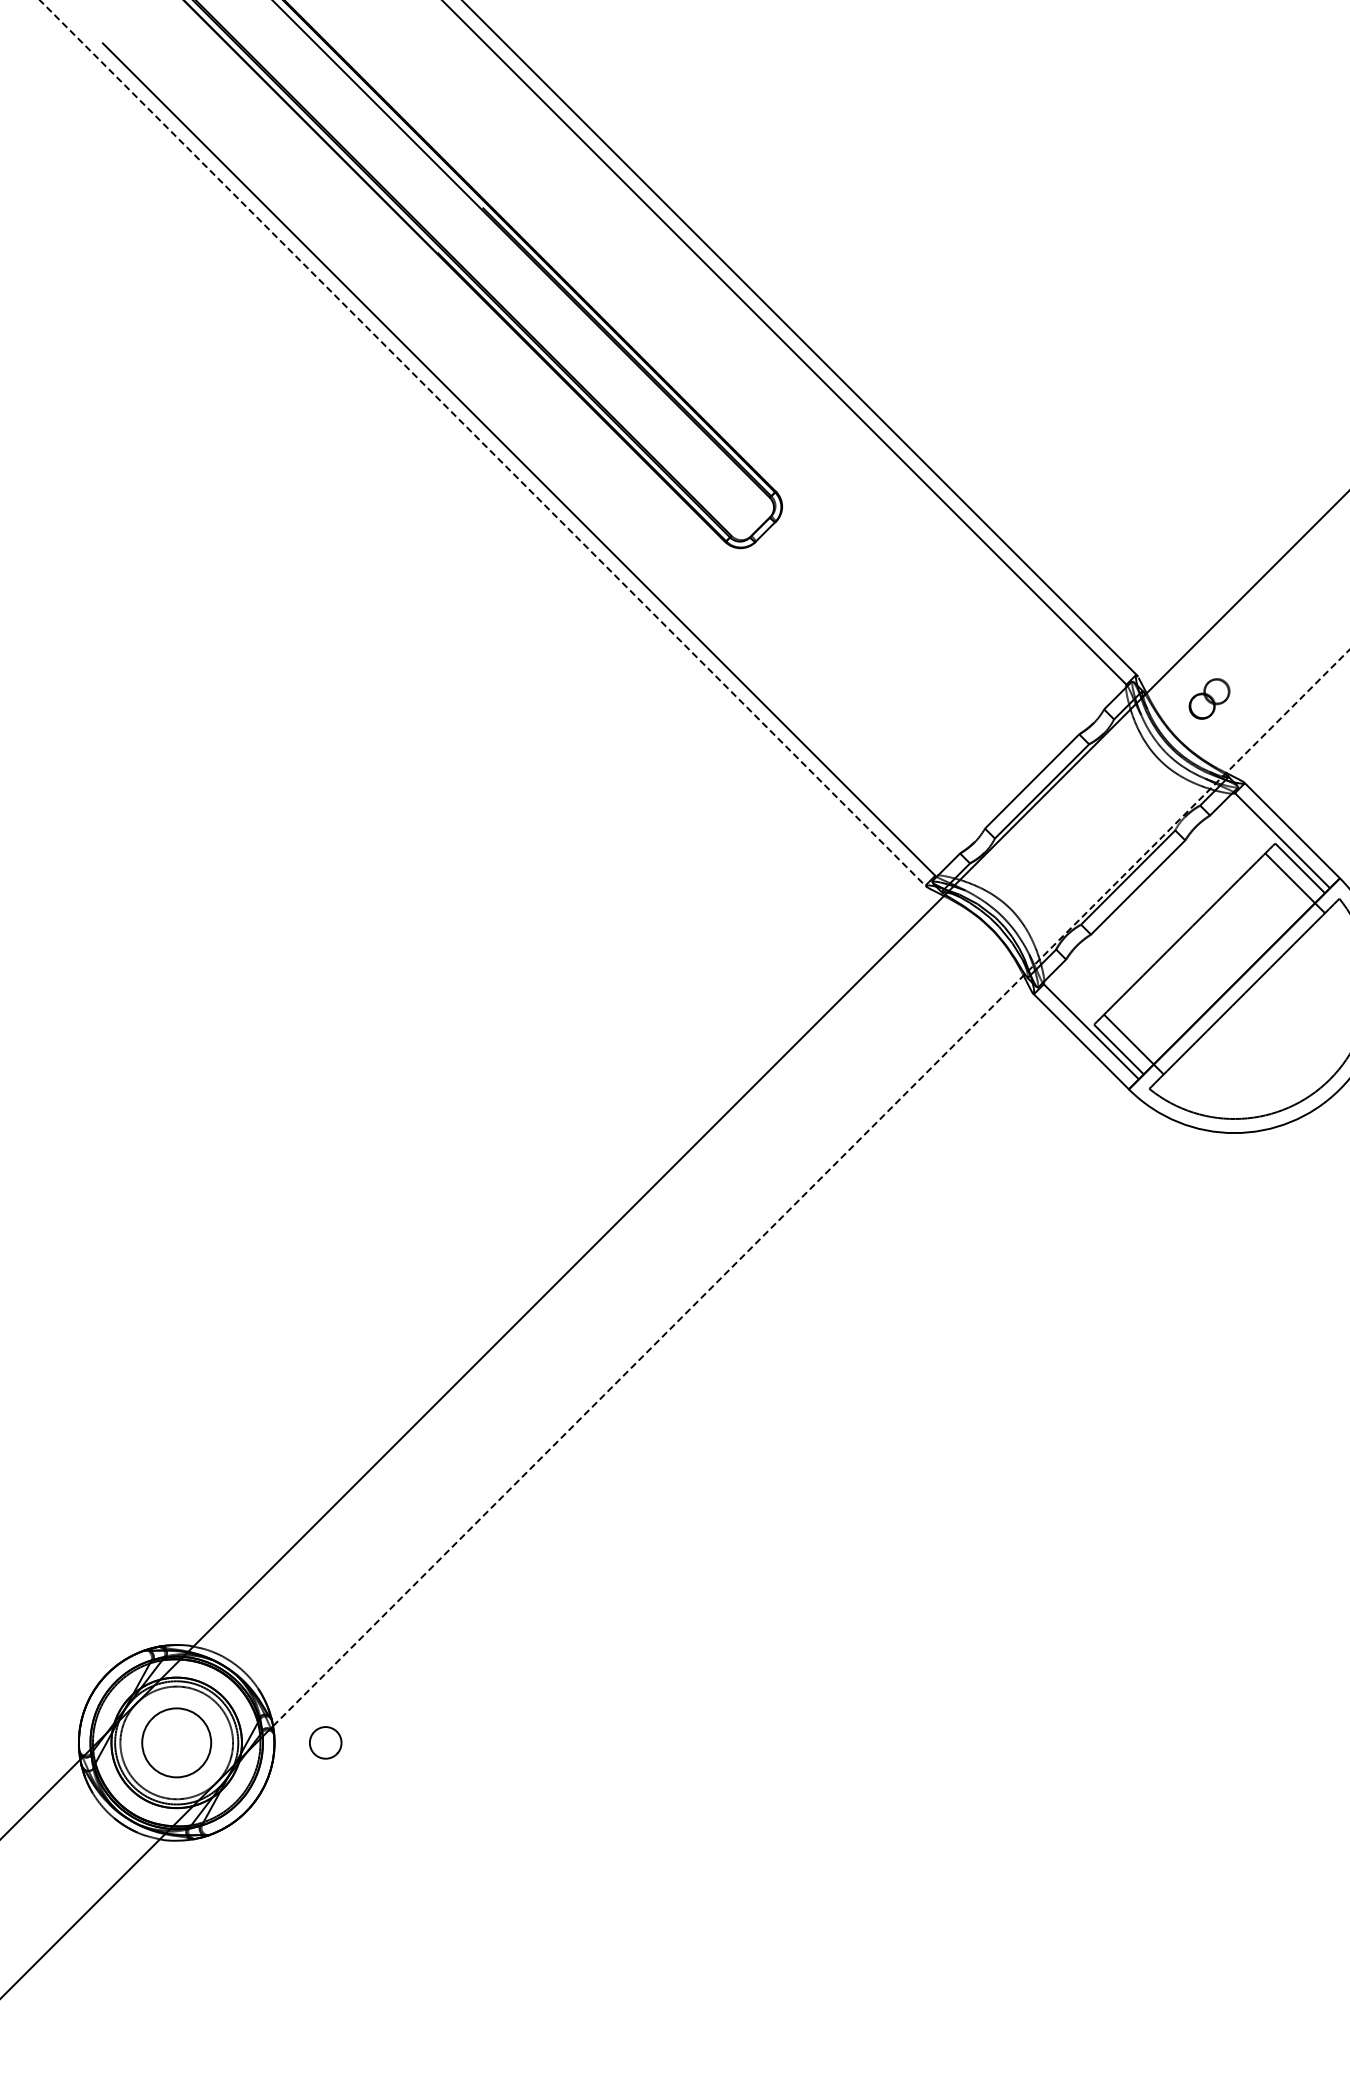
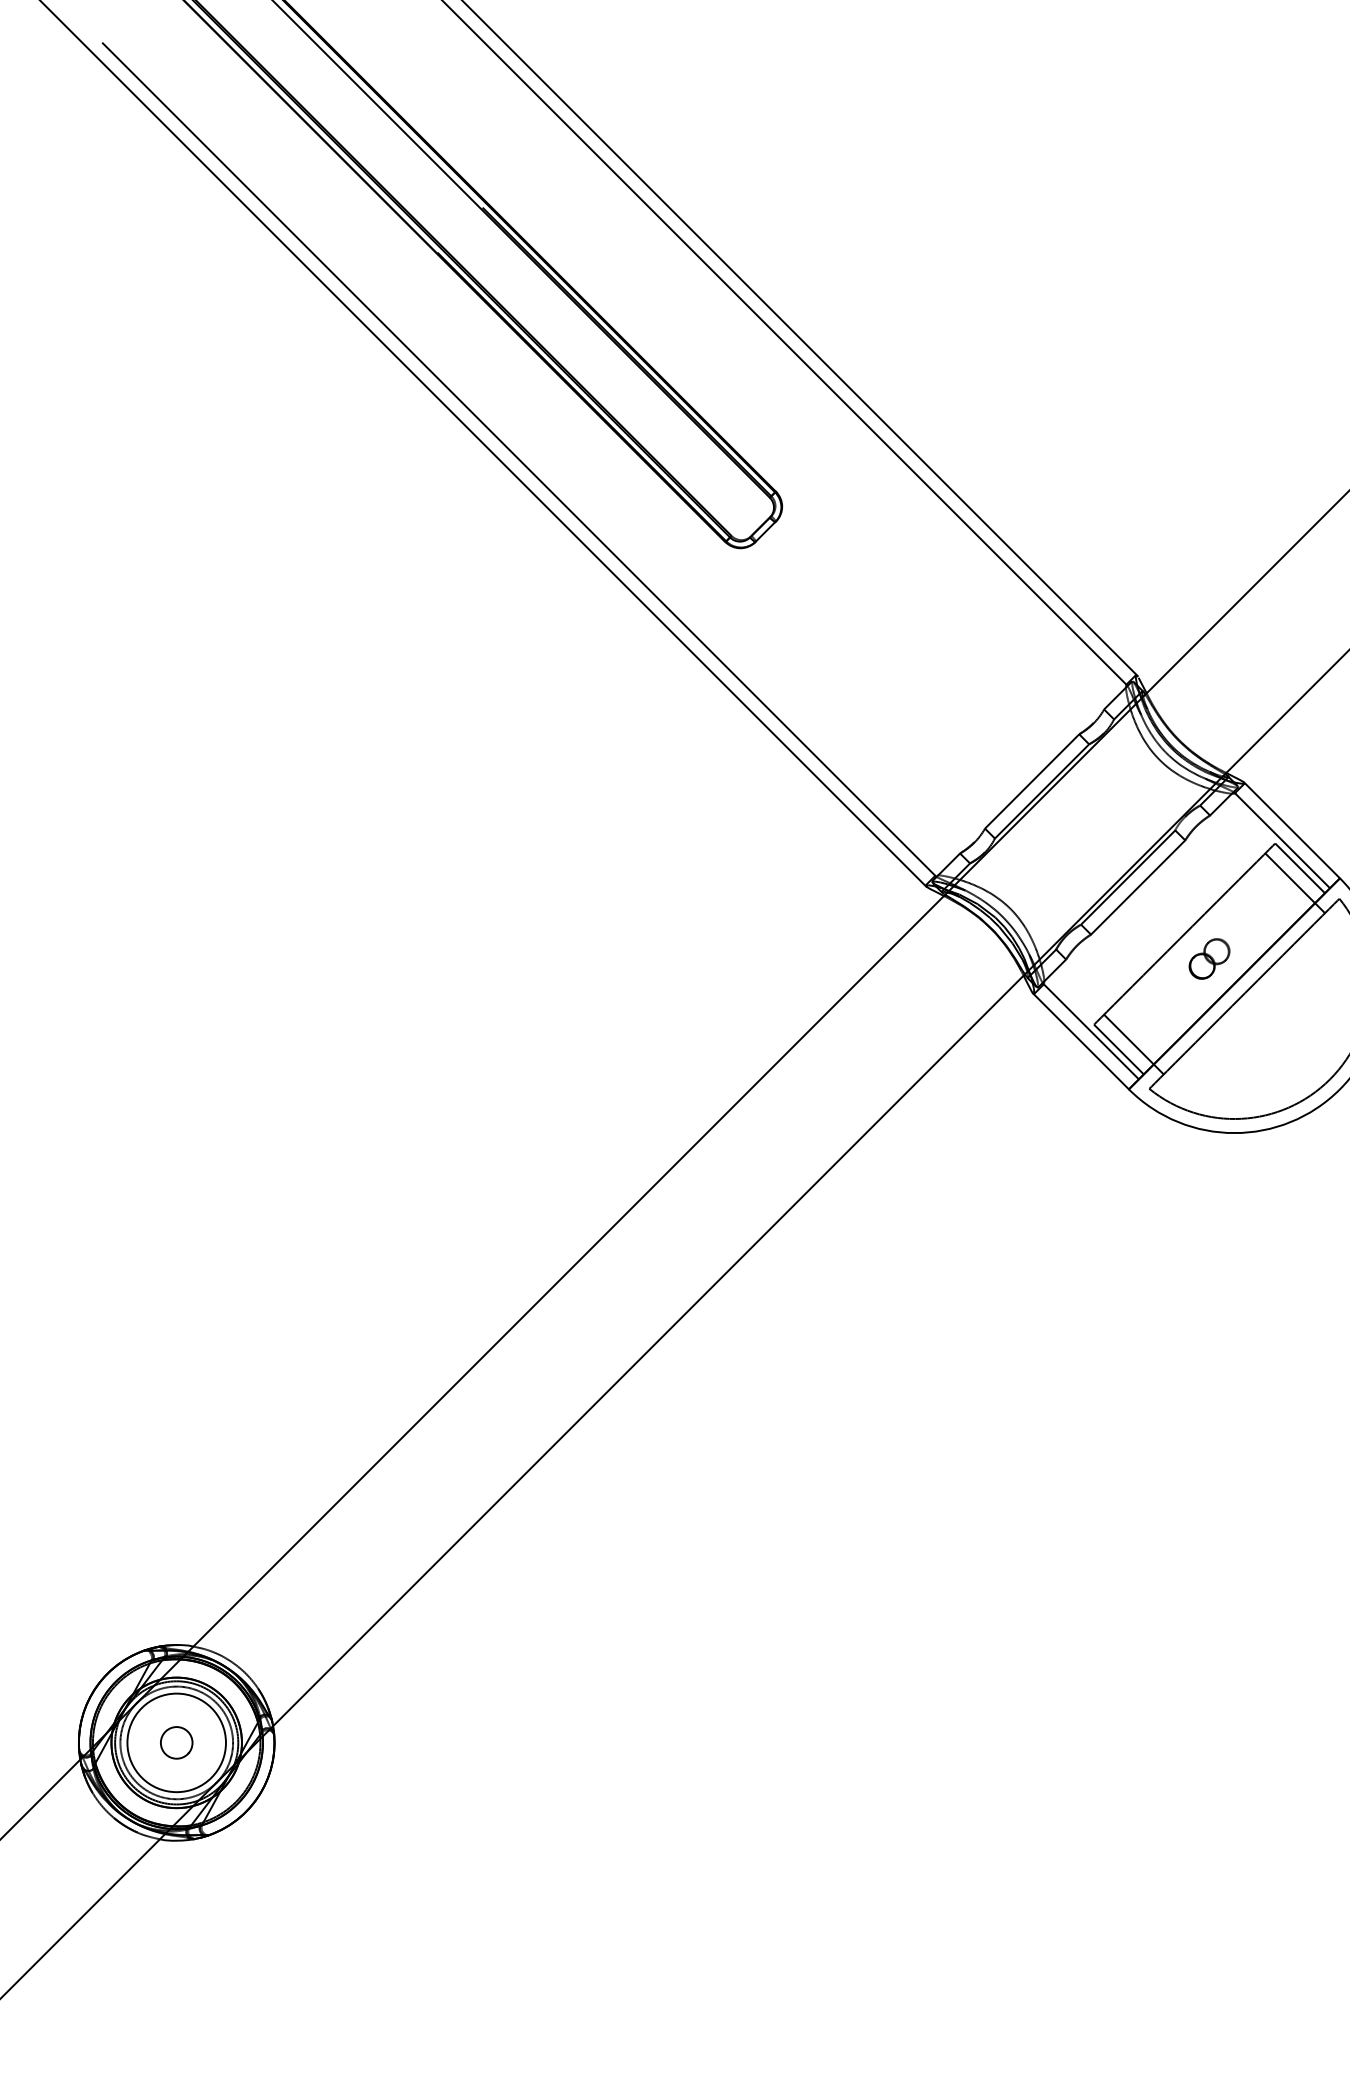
line: dashed -> solid (483, 444)
part position: (1209, 698) -> (1209, 958) (1209, 958)
line: dashed -> solid (811, 1188)
circle diameter: 69 px -> 99 px (176, 1742)
circle position: (325, 1742) -> (176, 1742) (176, 1742)
